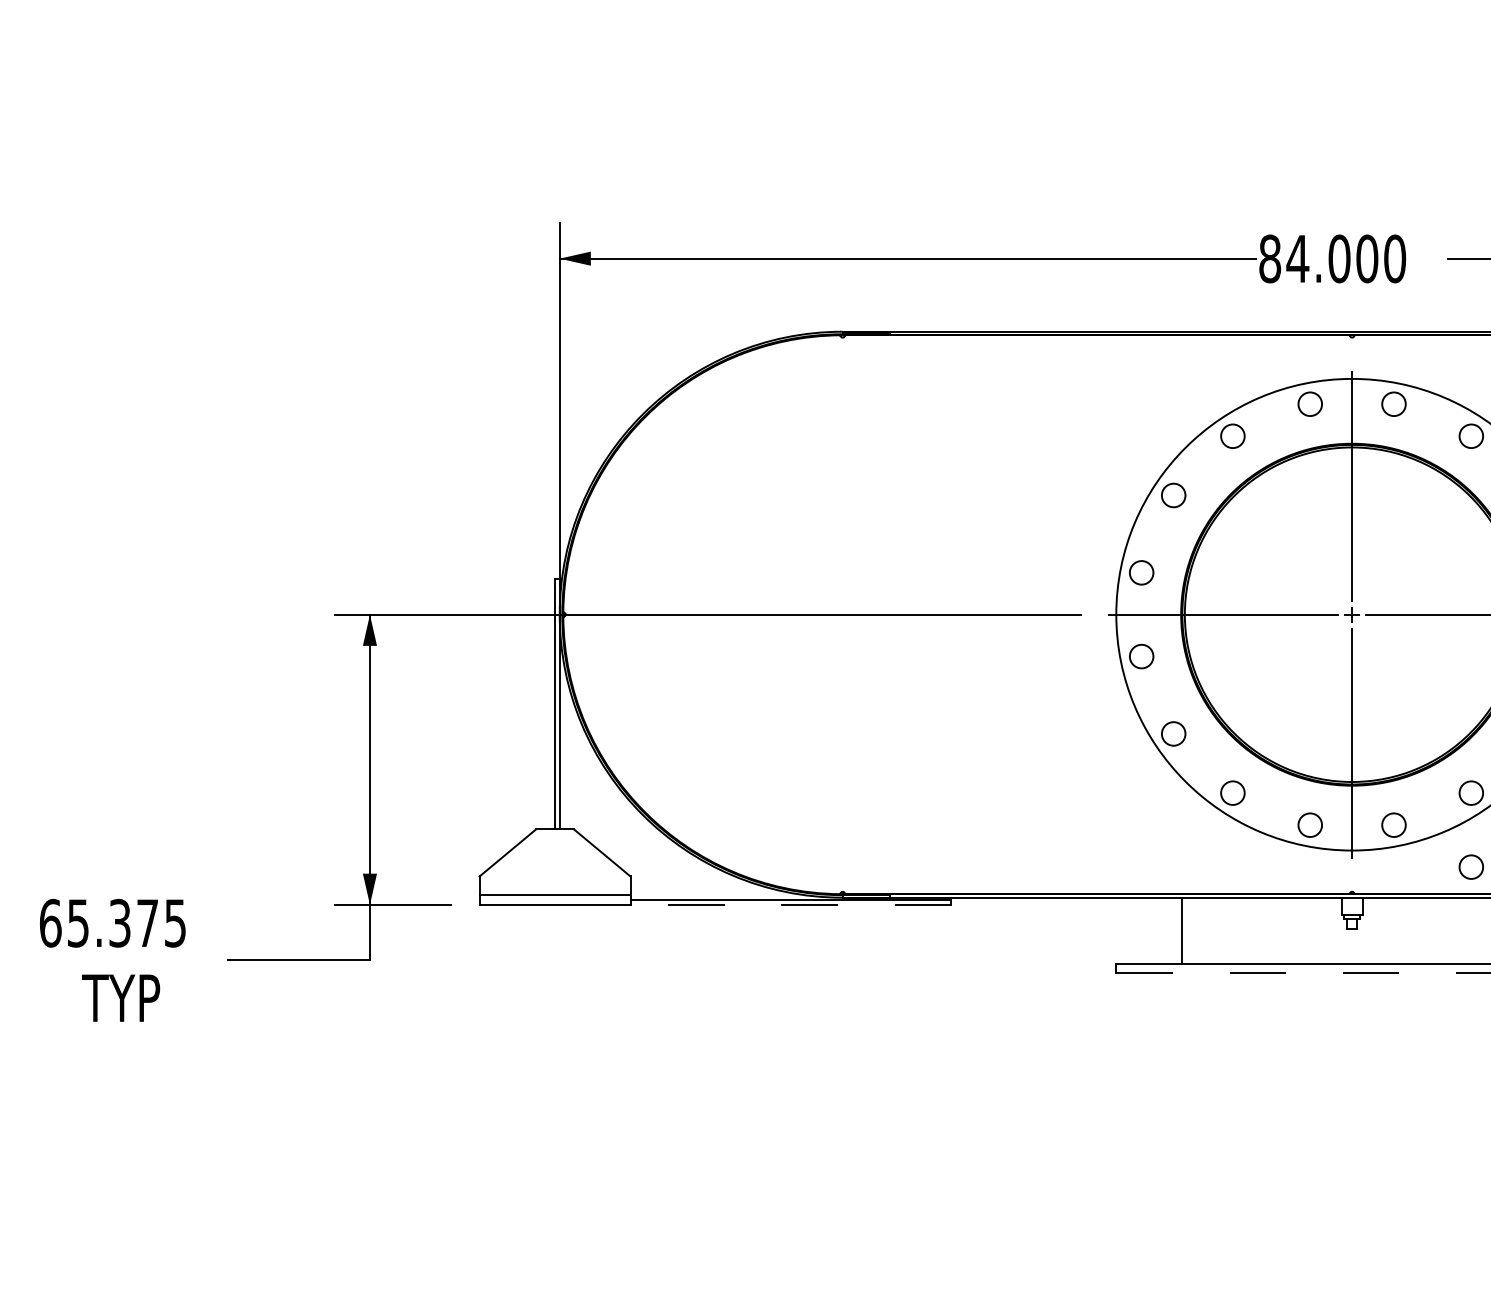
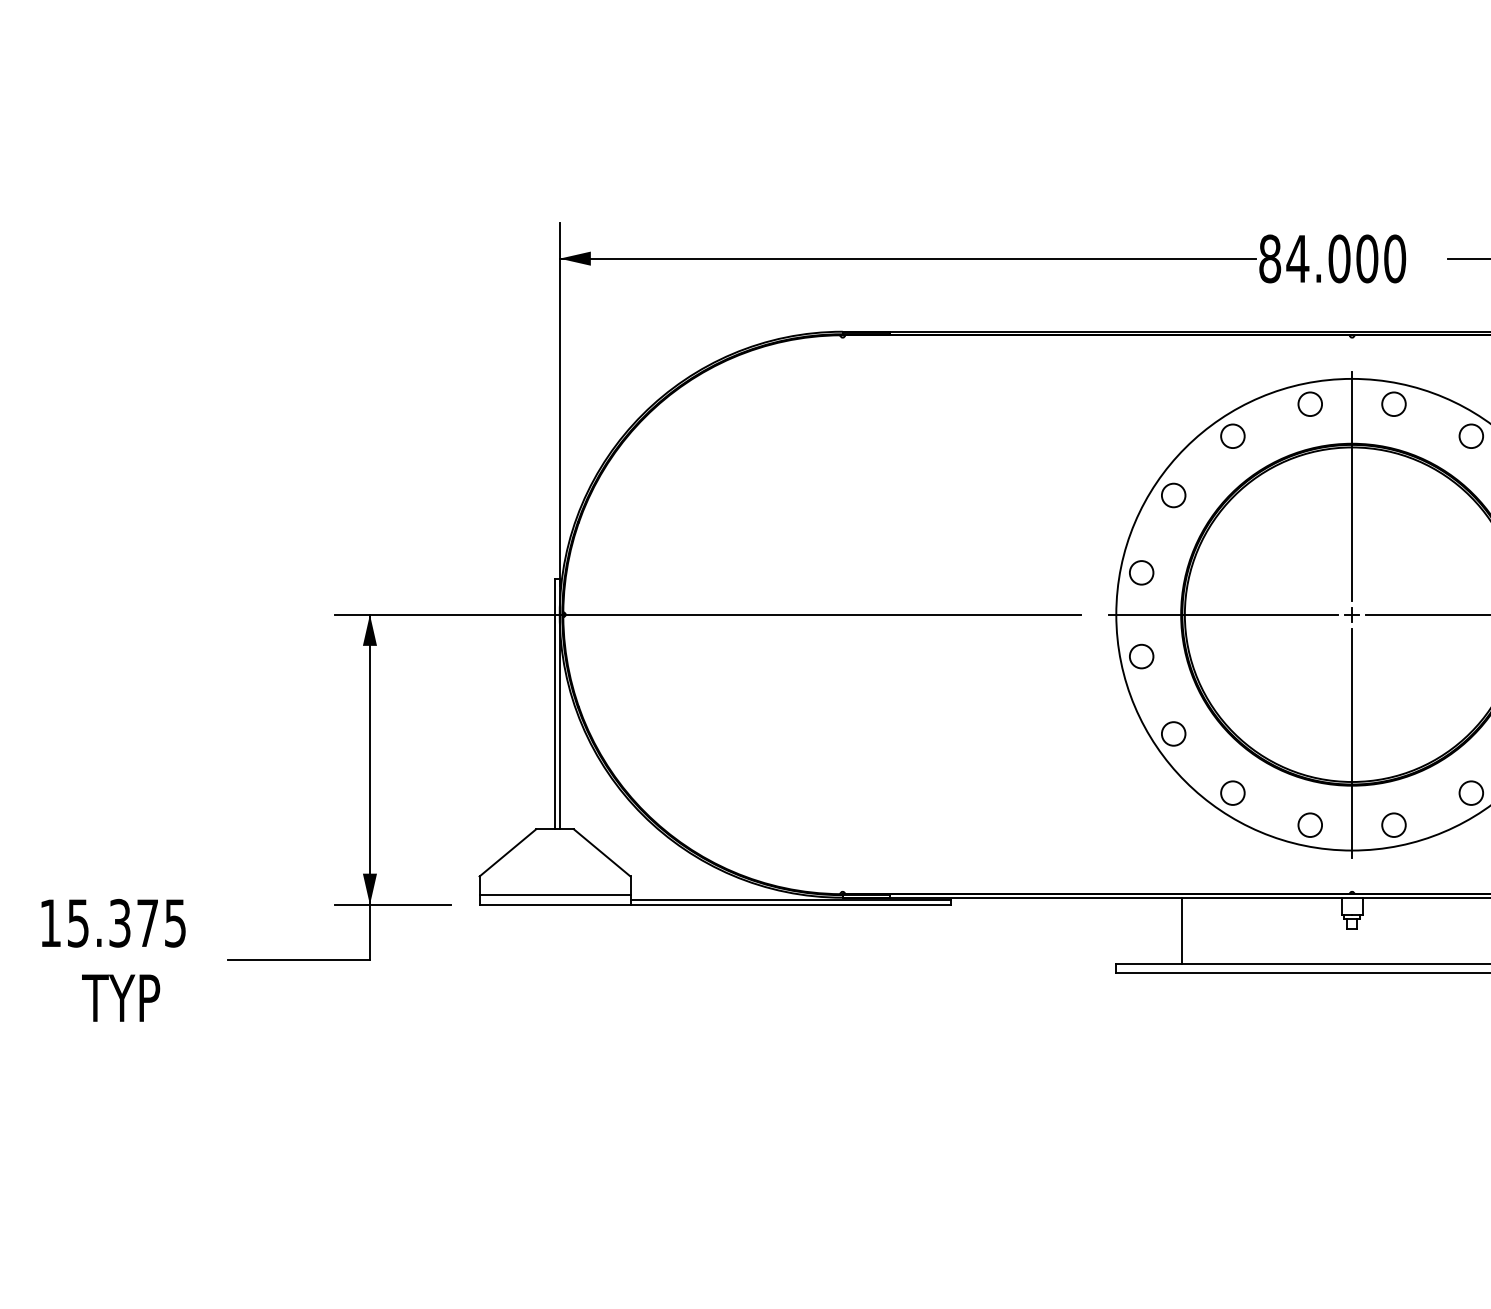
circle: present -> none (1470, 866)
line: dashed -> solid (790, 904)
text: 65.375 -> 15.375 (50, 922)
line: dashed -> solid (1303, 973)
